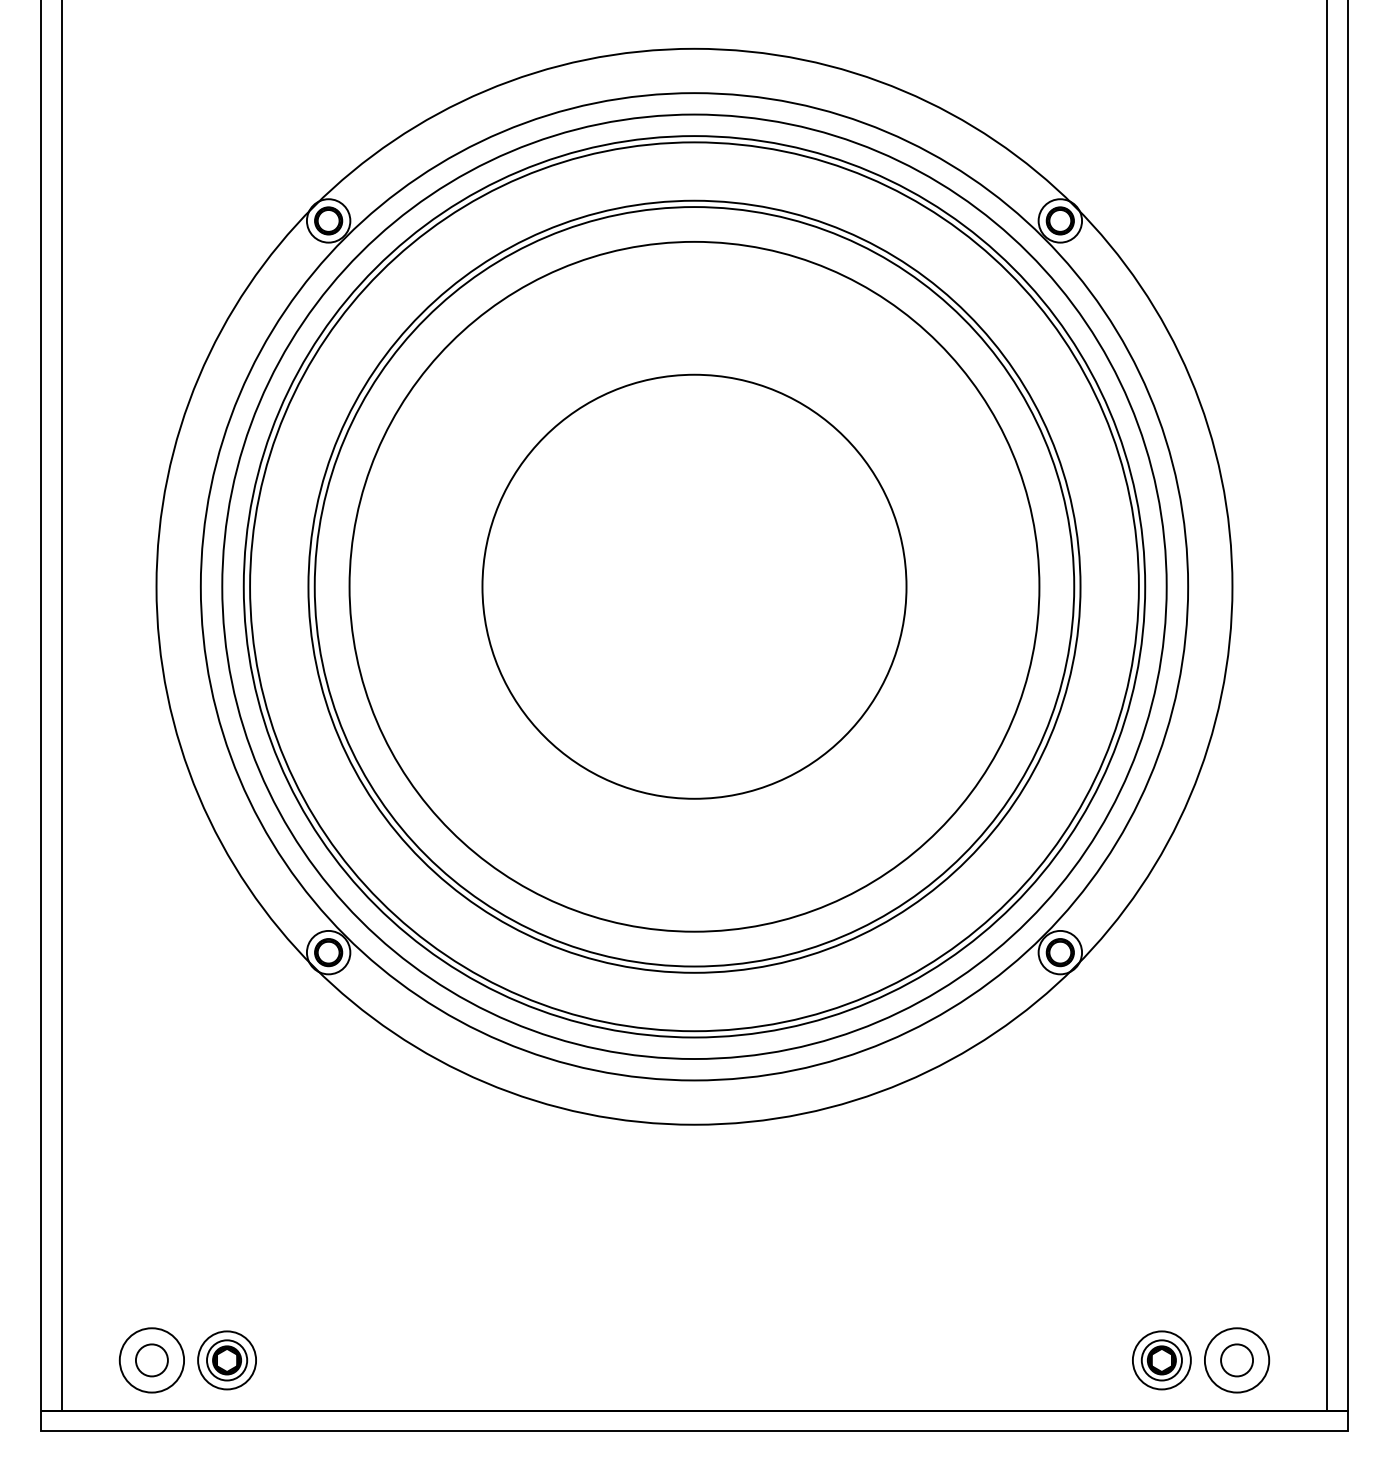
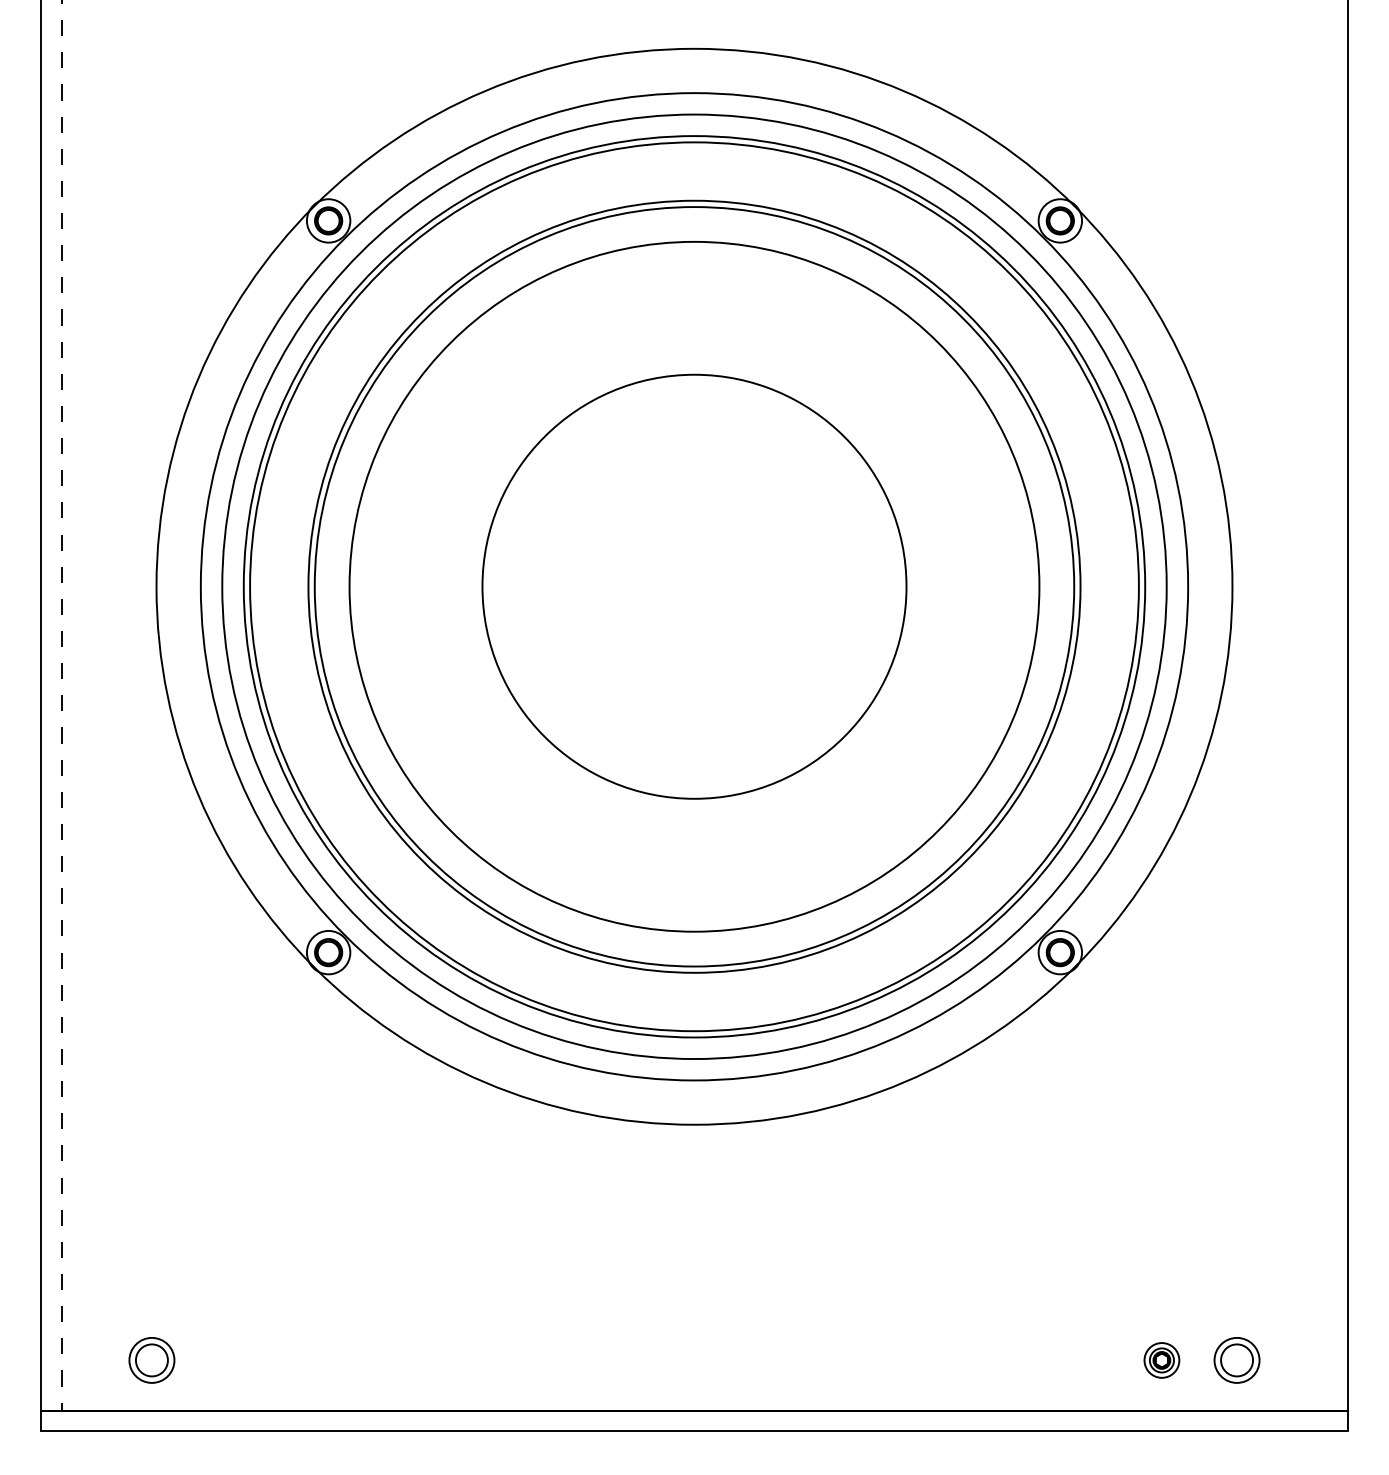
line: solid -> dashed (61, 705)
line: present -> none (1327, 706)
circle diameter: 64 px -> 45 px (151, 1359)
part: present -> none (226, 1360)
part size: 60x61 px -> 38x37 px (1161, 1360)
circle diameter: 64 px -> 45 px (1236, 1359)
